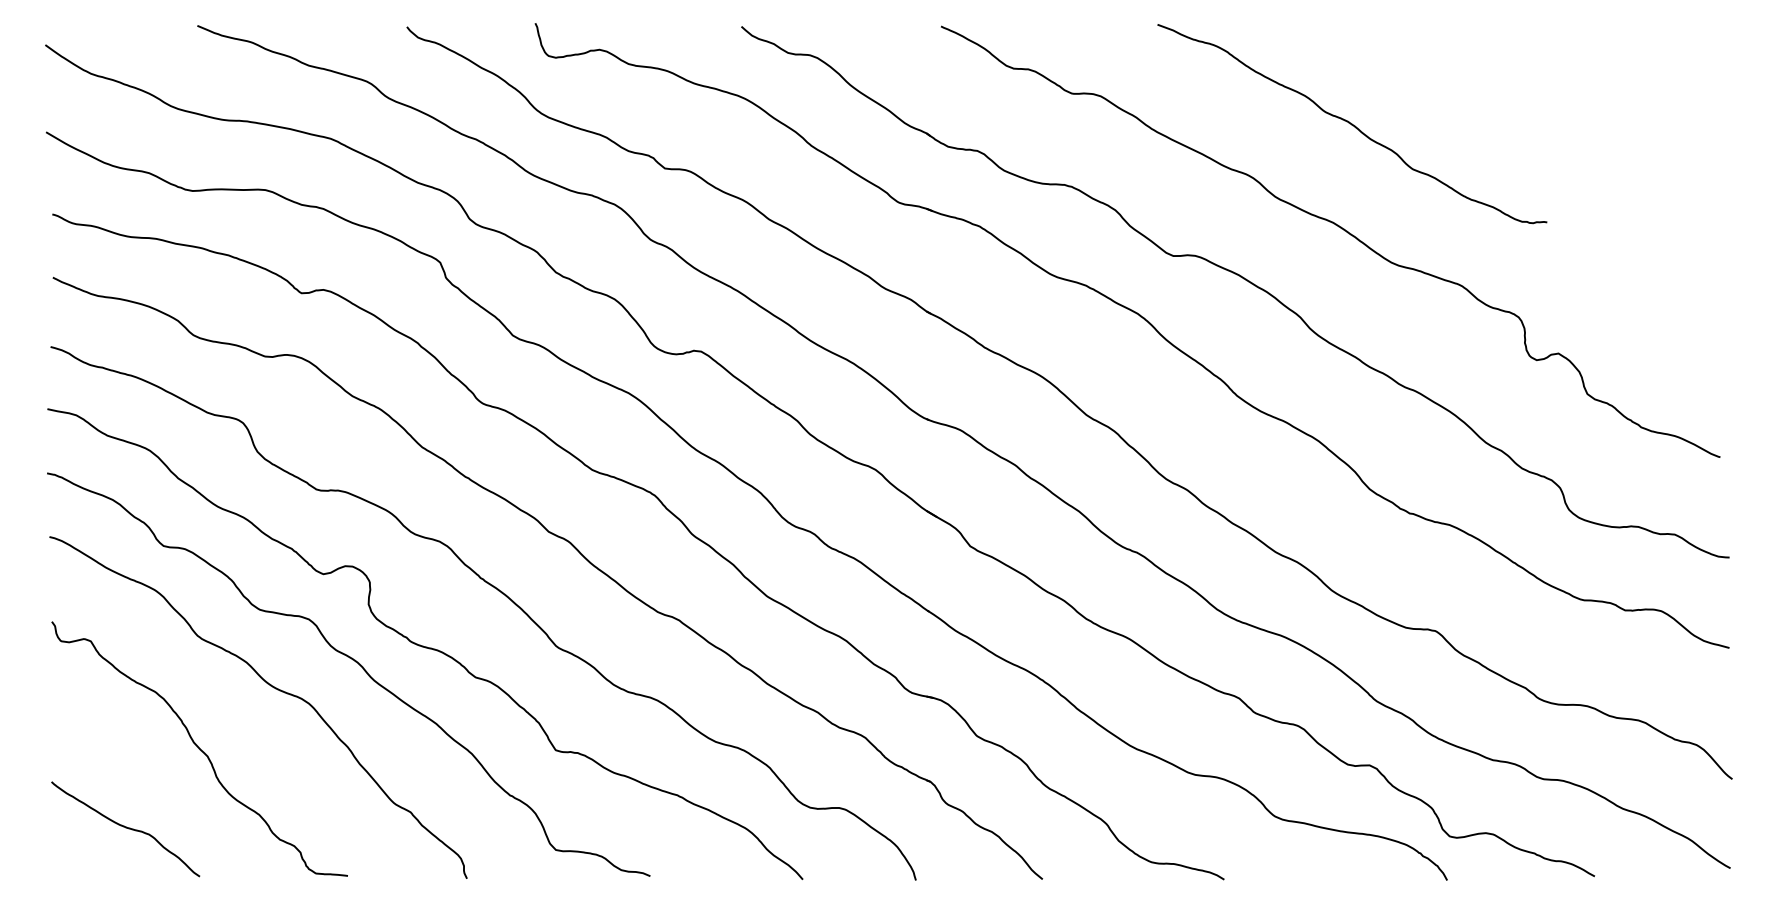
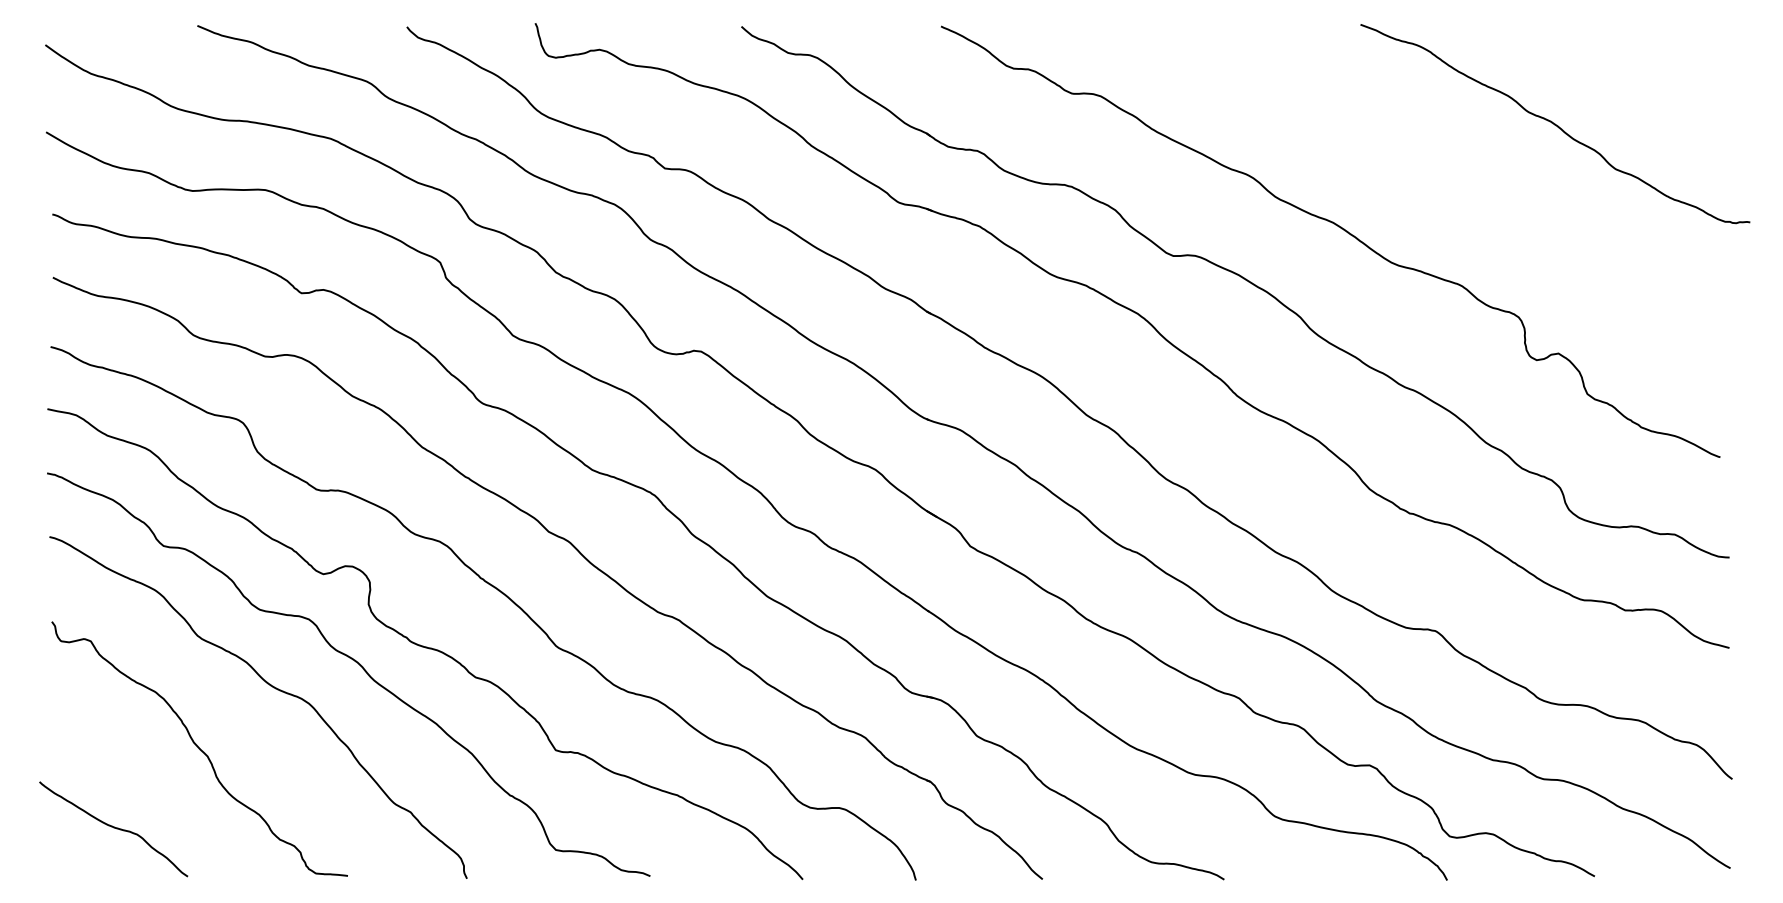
curve position: (1352, 124) -> (1555, 124) (1555, 124)
curve position: (125, 828) -> (113, 828) (113, 828)
